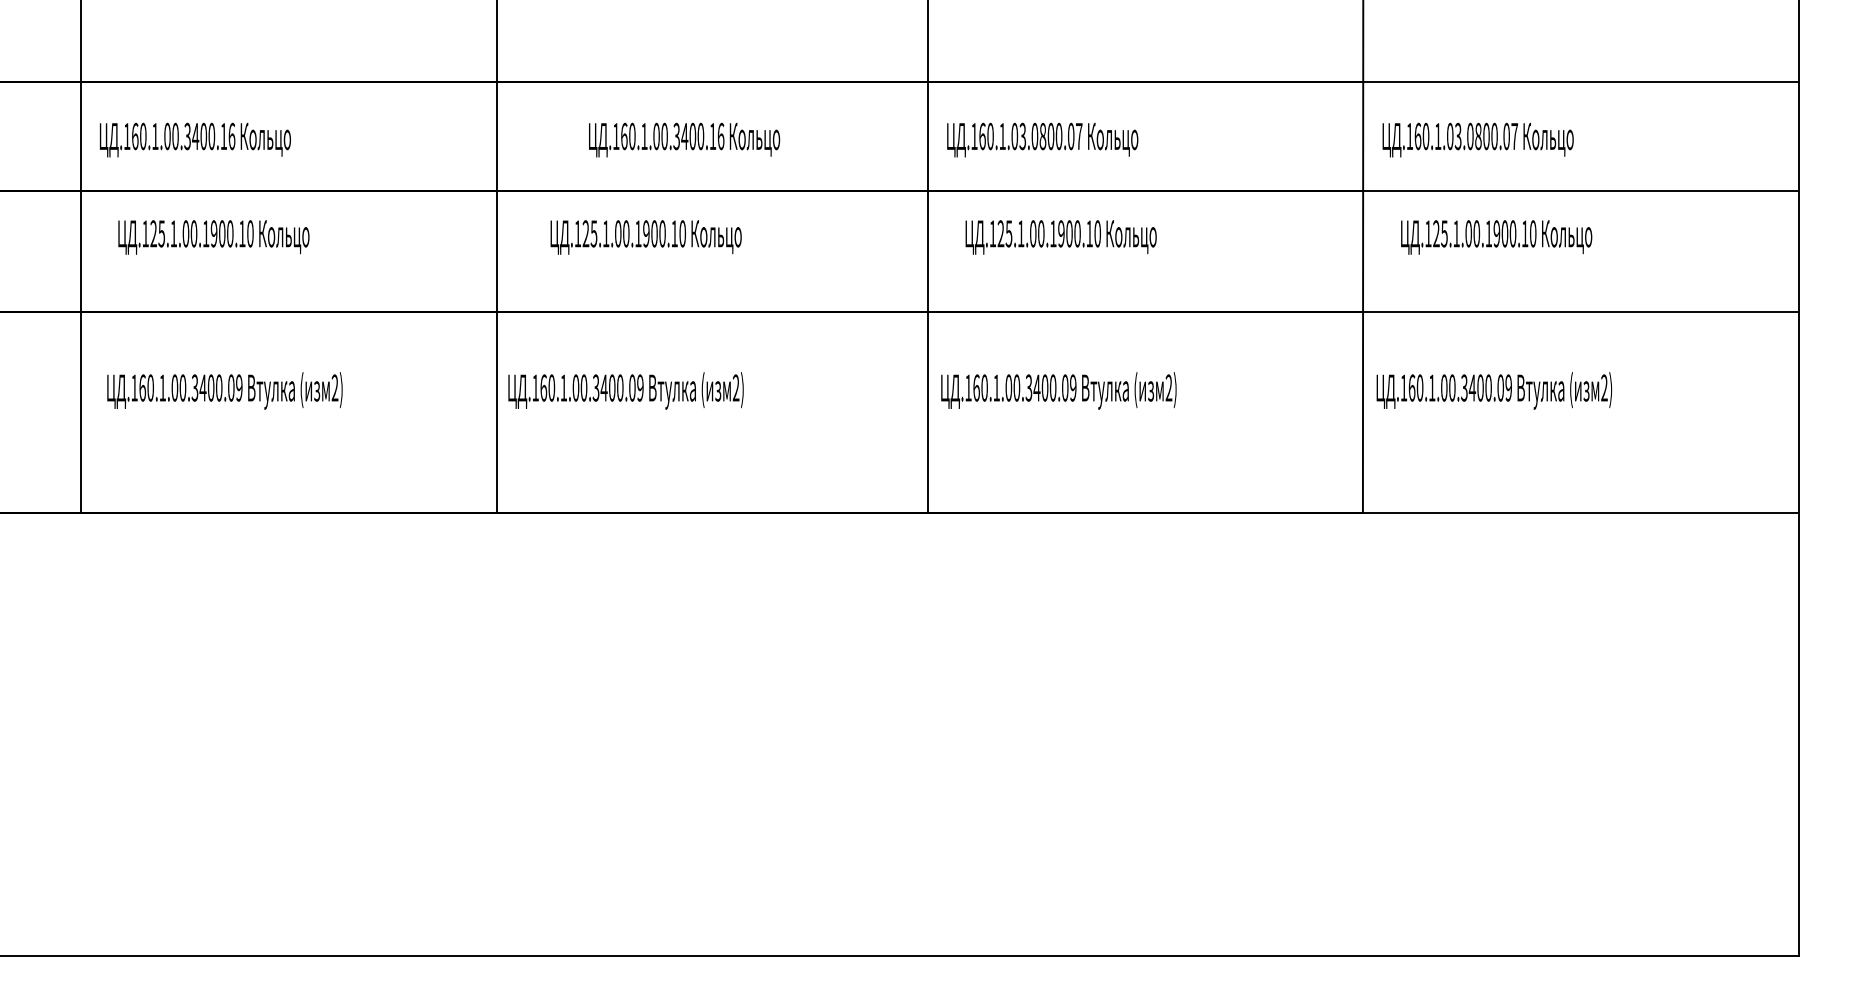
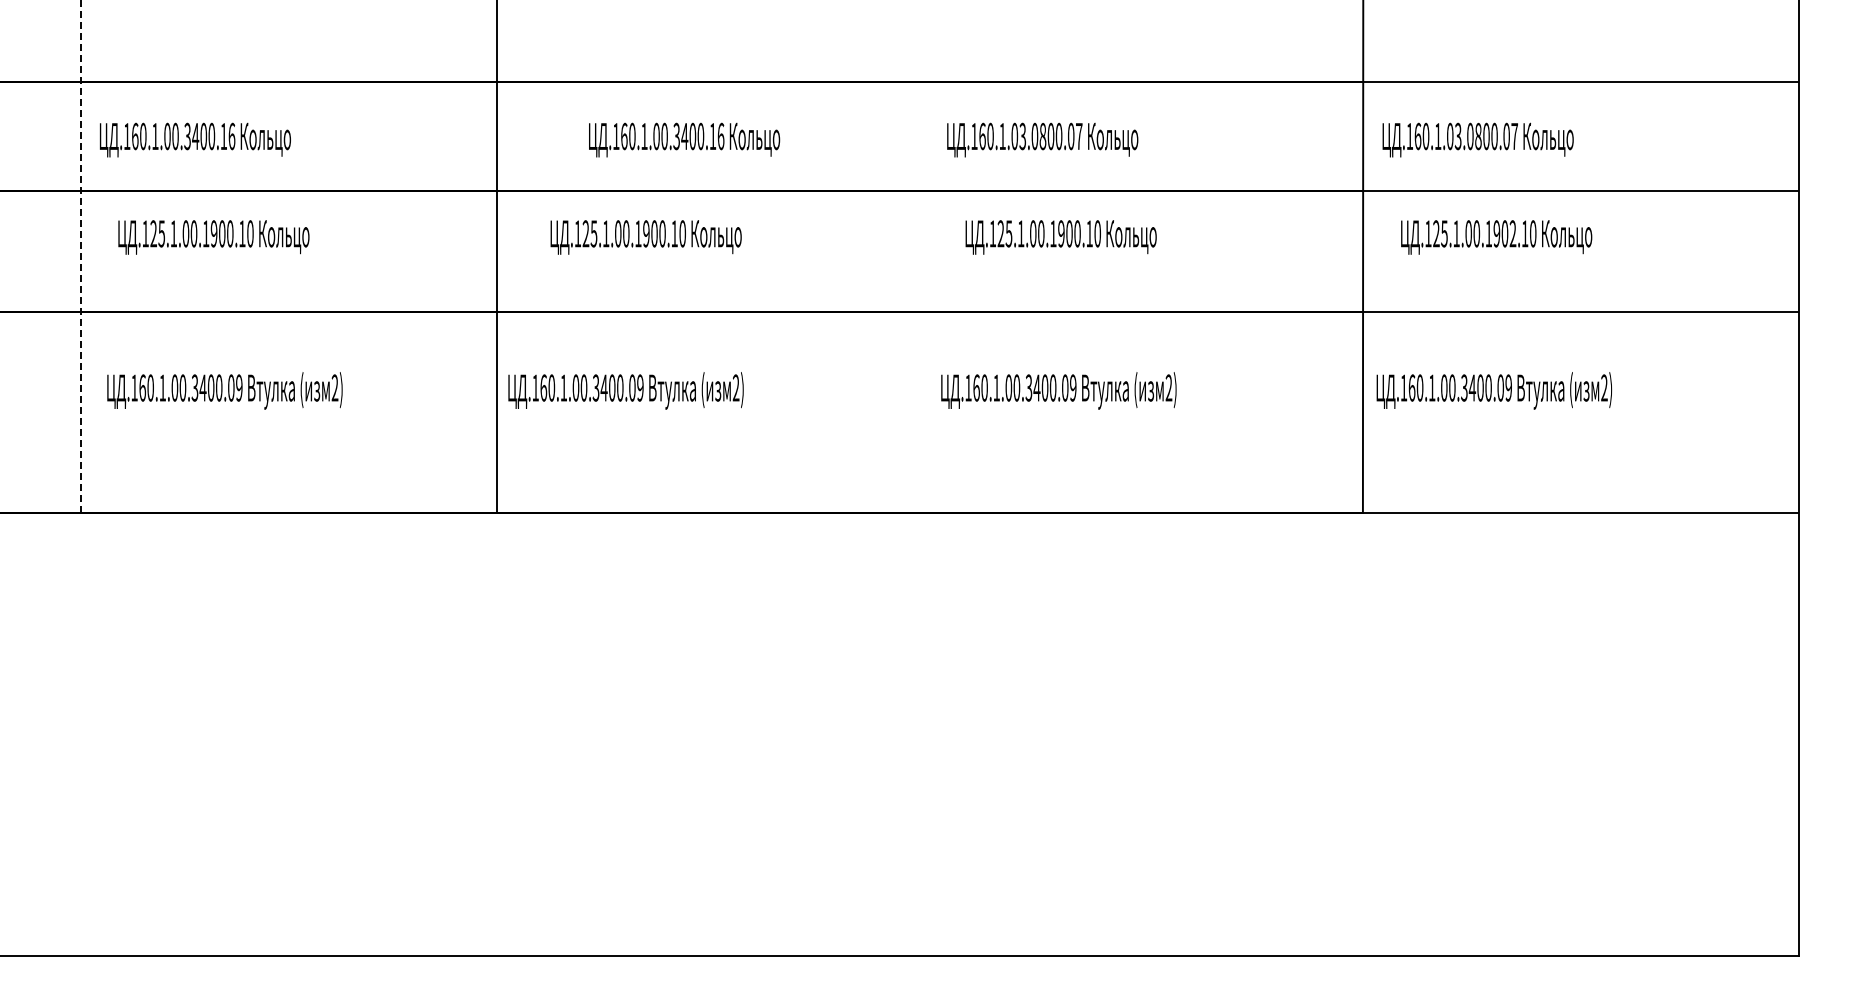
text: .125.1.00.1900.10 -> .125.1.00.1902.10 (1512, 233)
line: solid -> dashed (81, 255)
line: present -> none (928, 257)
